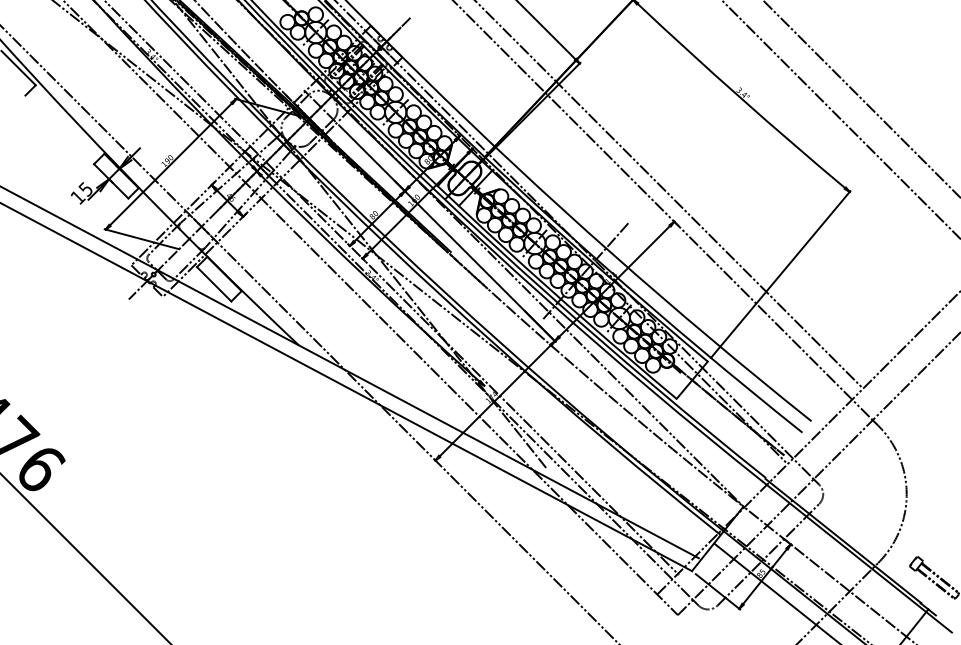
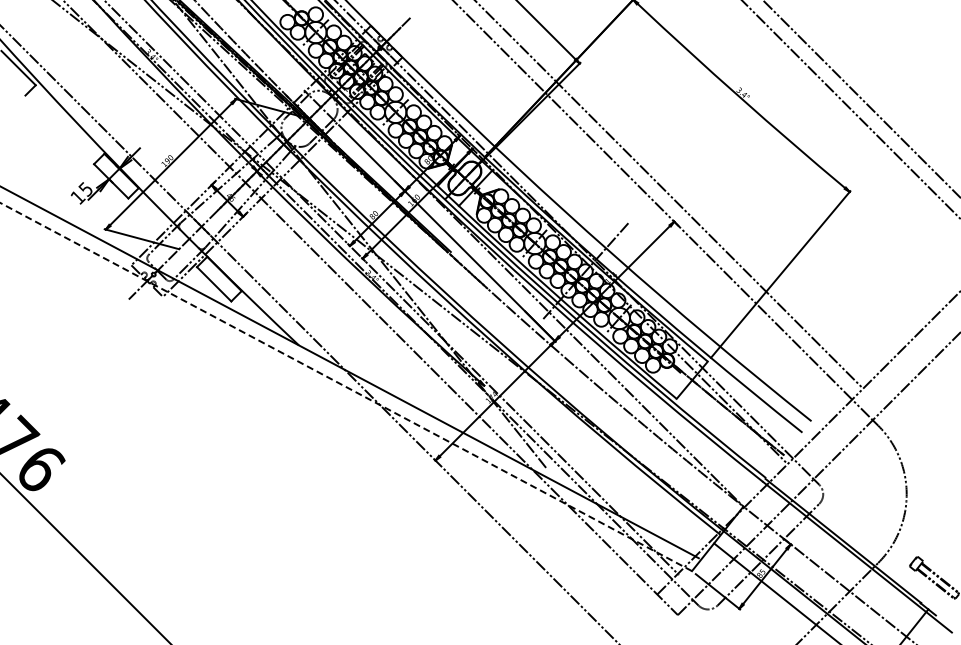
line position: (840, 119) -> (850, 109) (850, 109)
line: solid -> dashed (346, 387)
